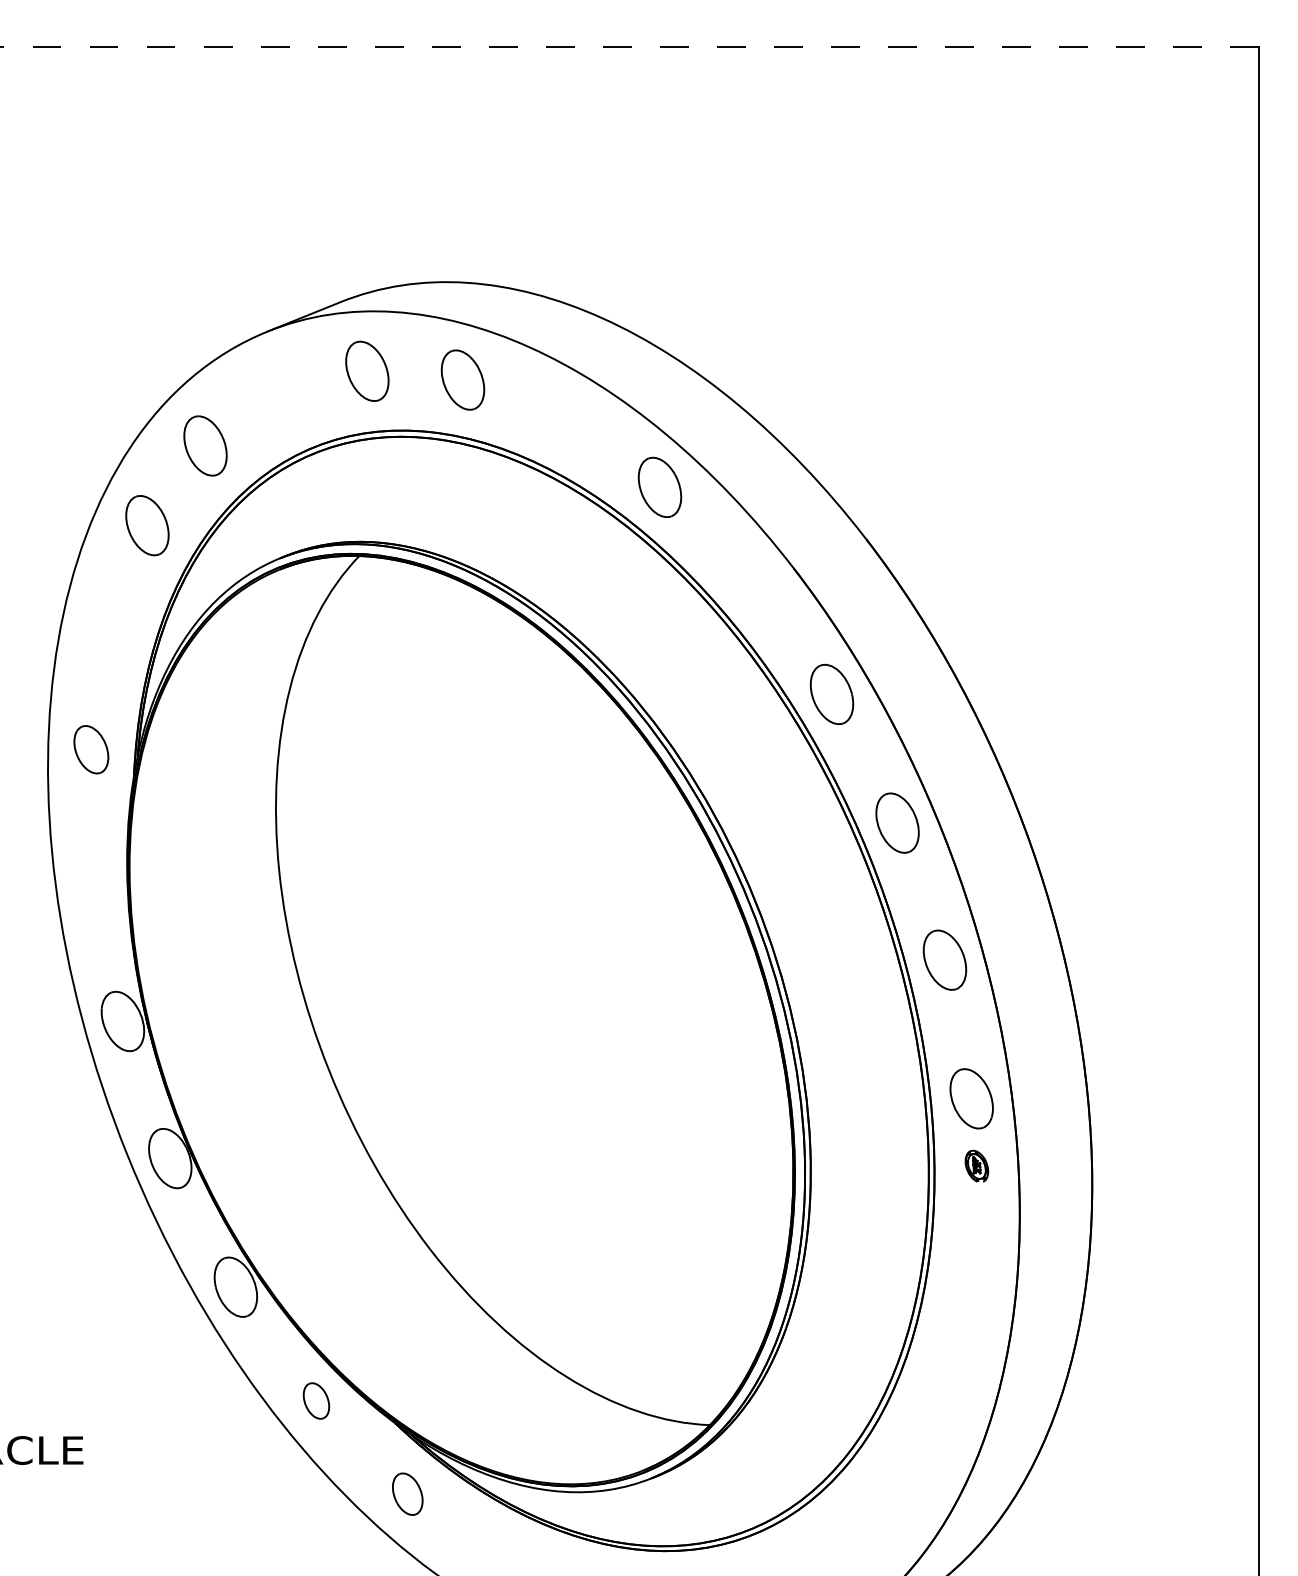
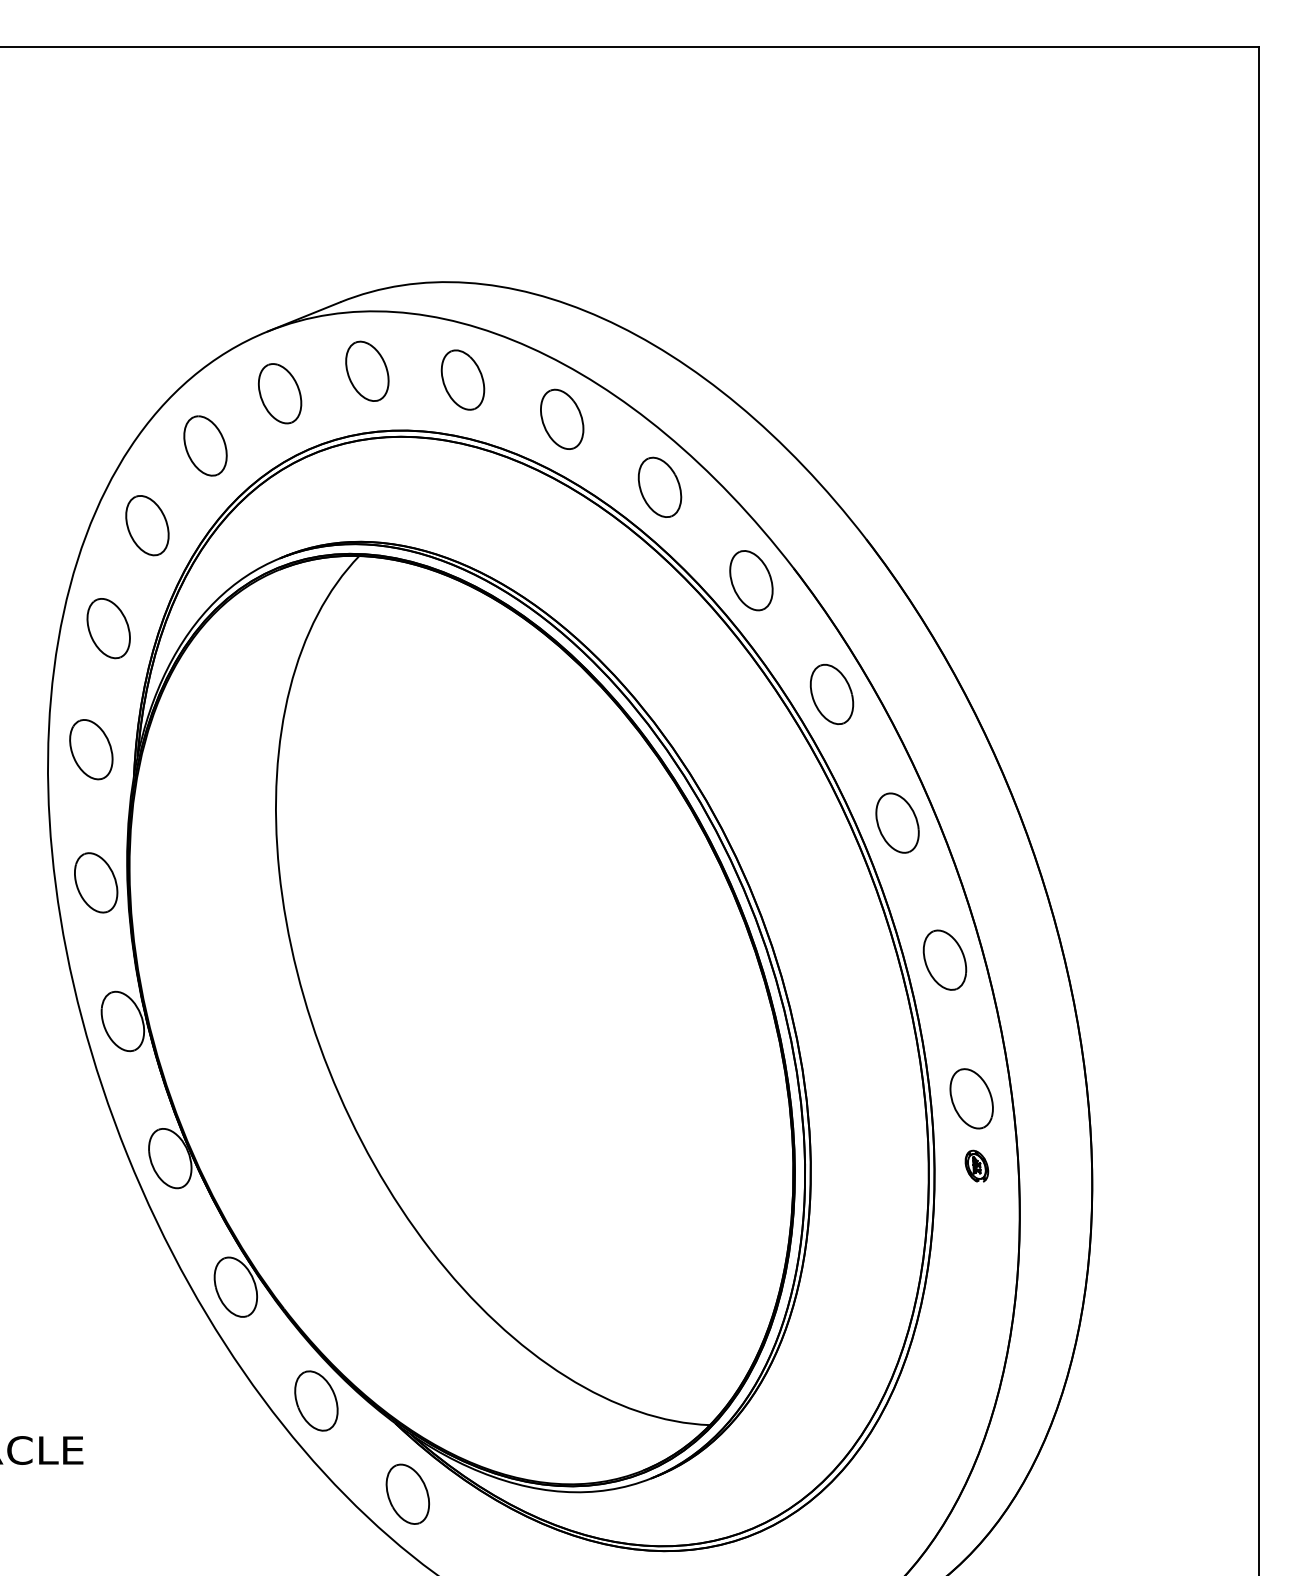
line: dashed -> solid (629, 47)
part: none -> present (280, 393)
part: none -> present (562, 418)
part: none -> present (751, 580)
part: none -> present (108, 628)
part size: 37x50 px -> 45x62 px (91, 749)
part: none -> present (96, 882)
part size: 29x38 px -> 45x62 px (316, 1400)
part size: 32x44 px -> 45x62 px (407, 1493)
